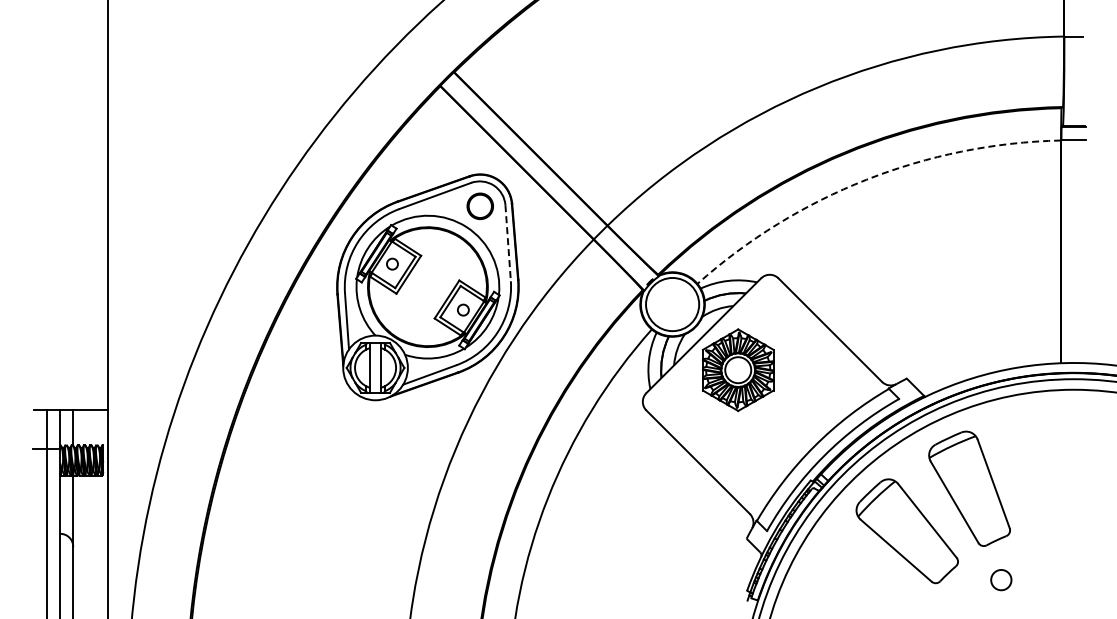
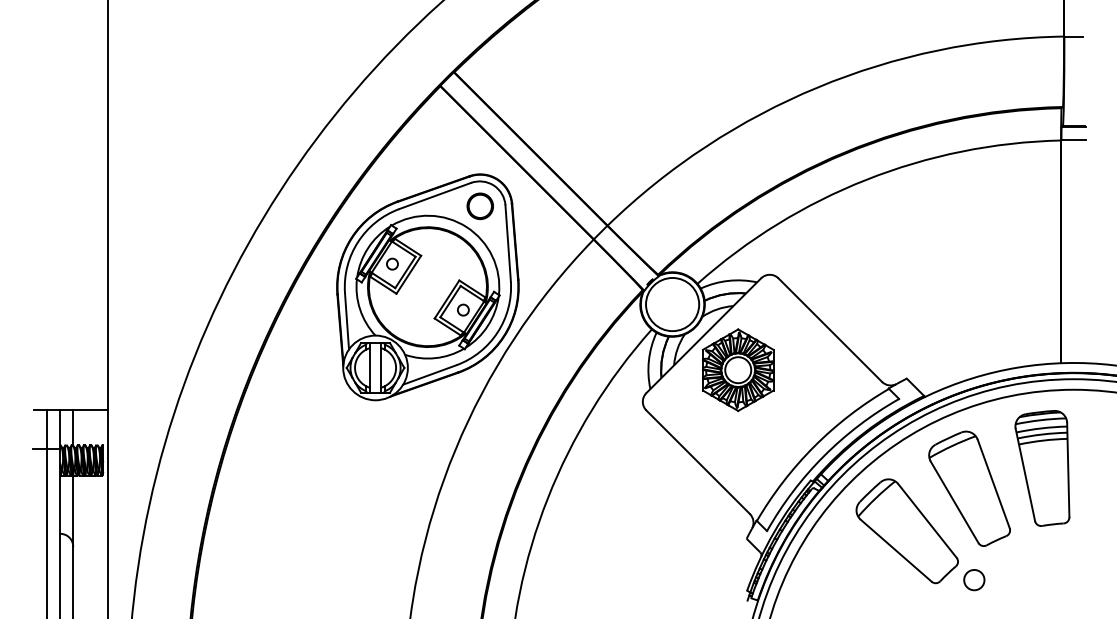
arc: dashed -> solid (866, 179)
line: dashed -> solid (508, 243)
part: none -> present (1042, 468)
circle position: (1001, 580) -> (974, 580) (974, 580)
